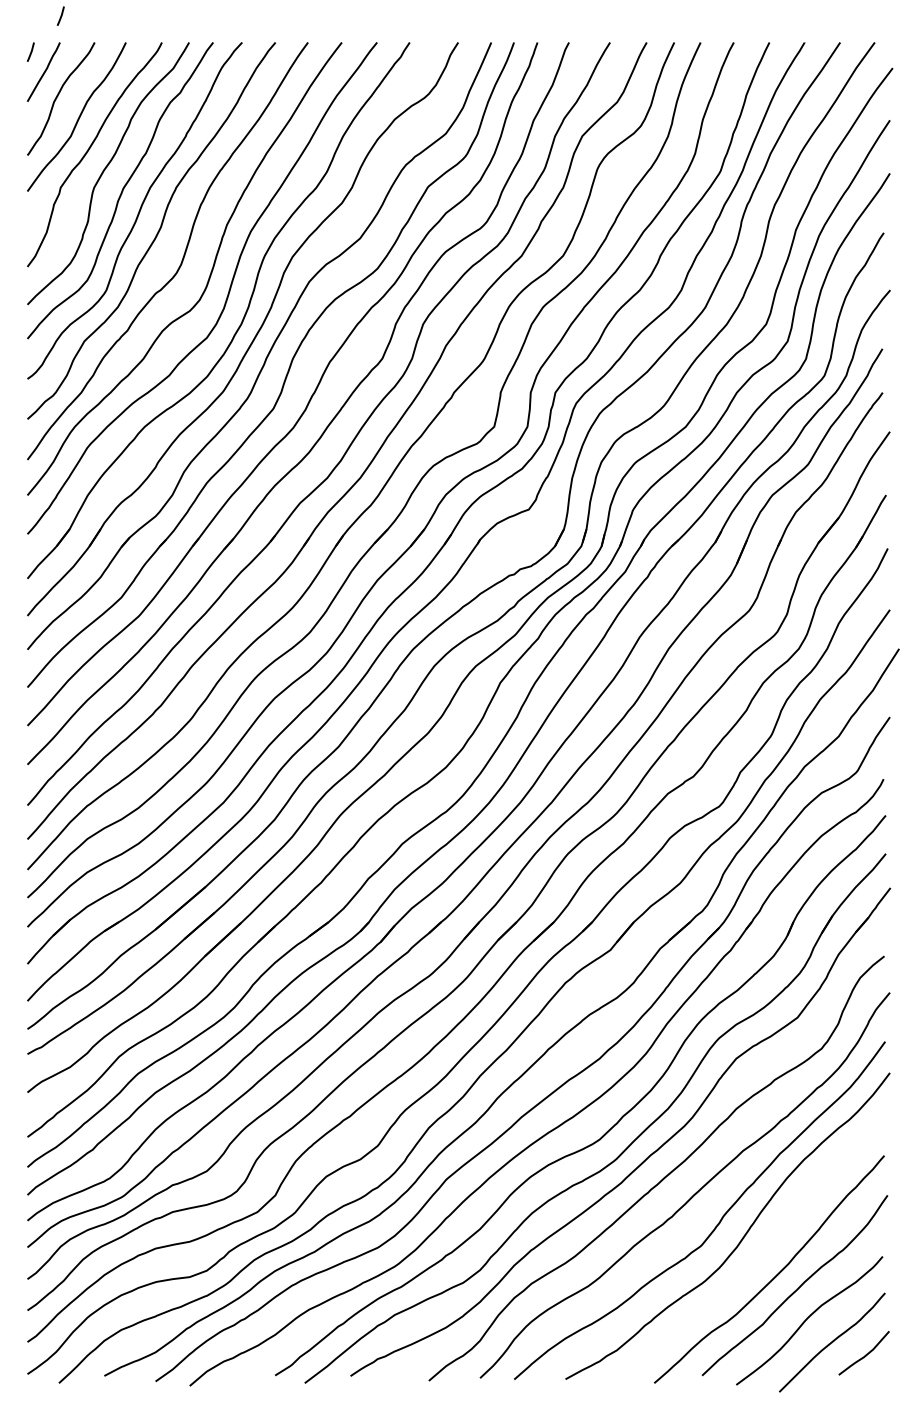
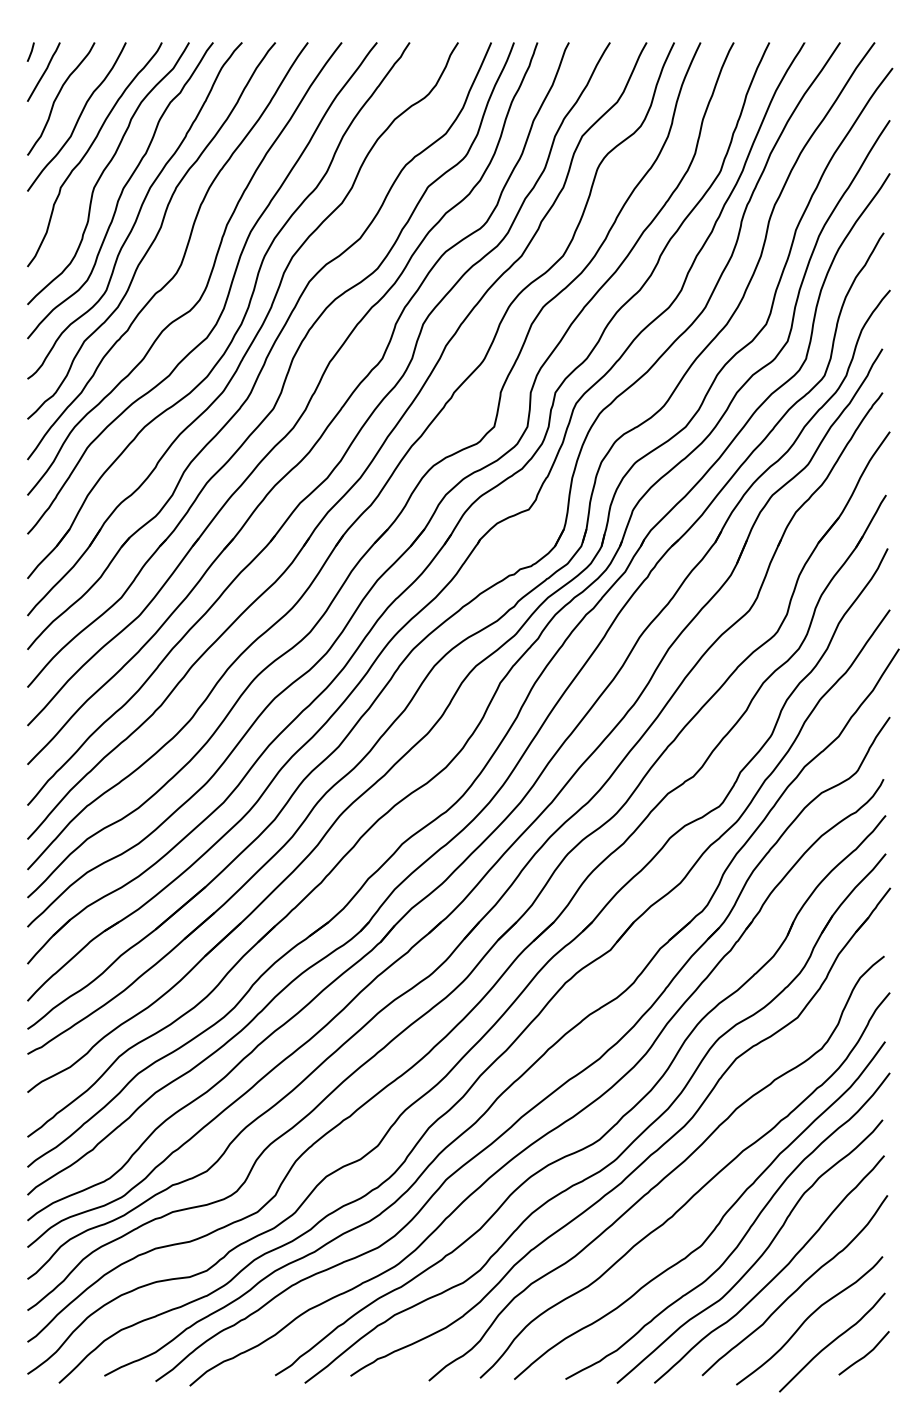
line: present -> none (60, 15)
curve: none -> present (757, 1258)
